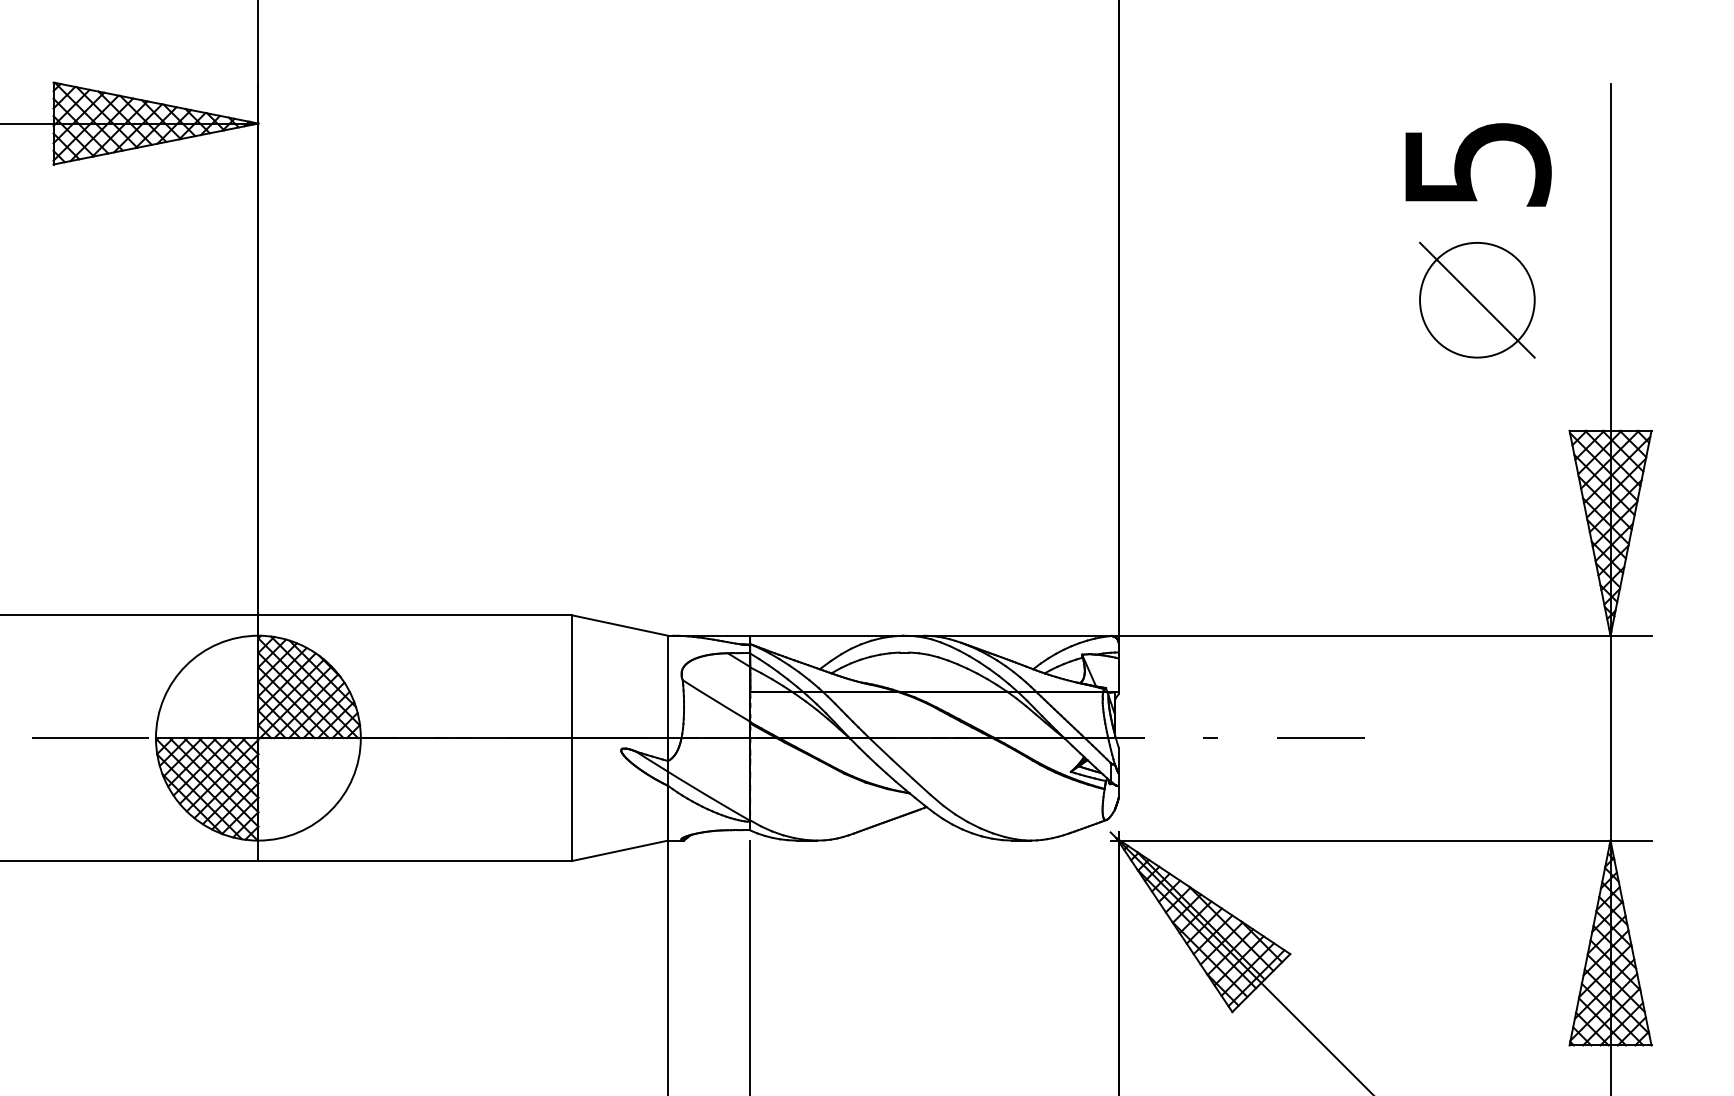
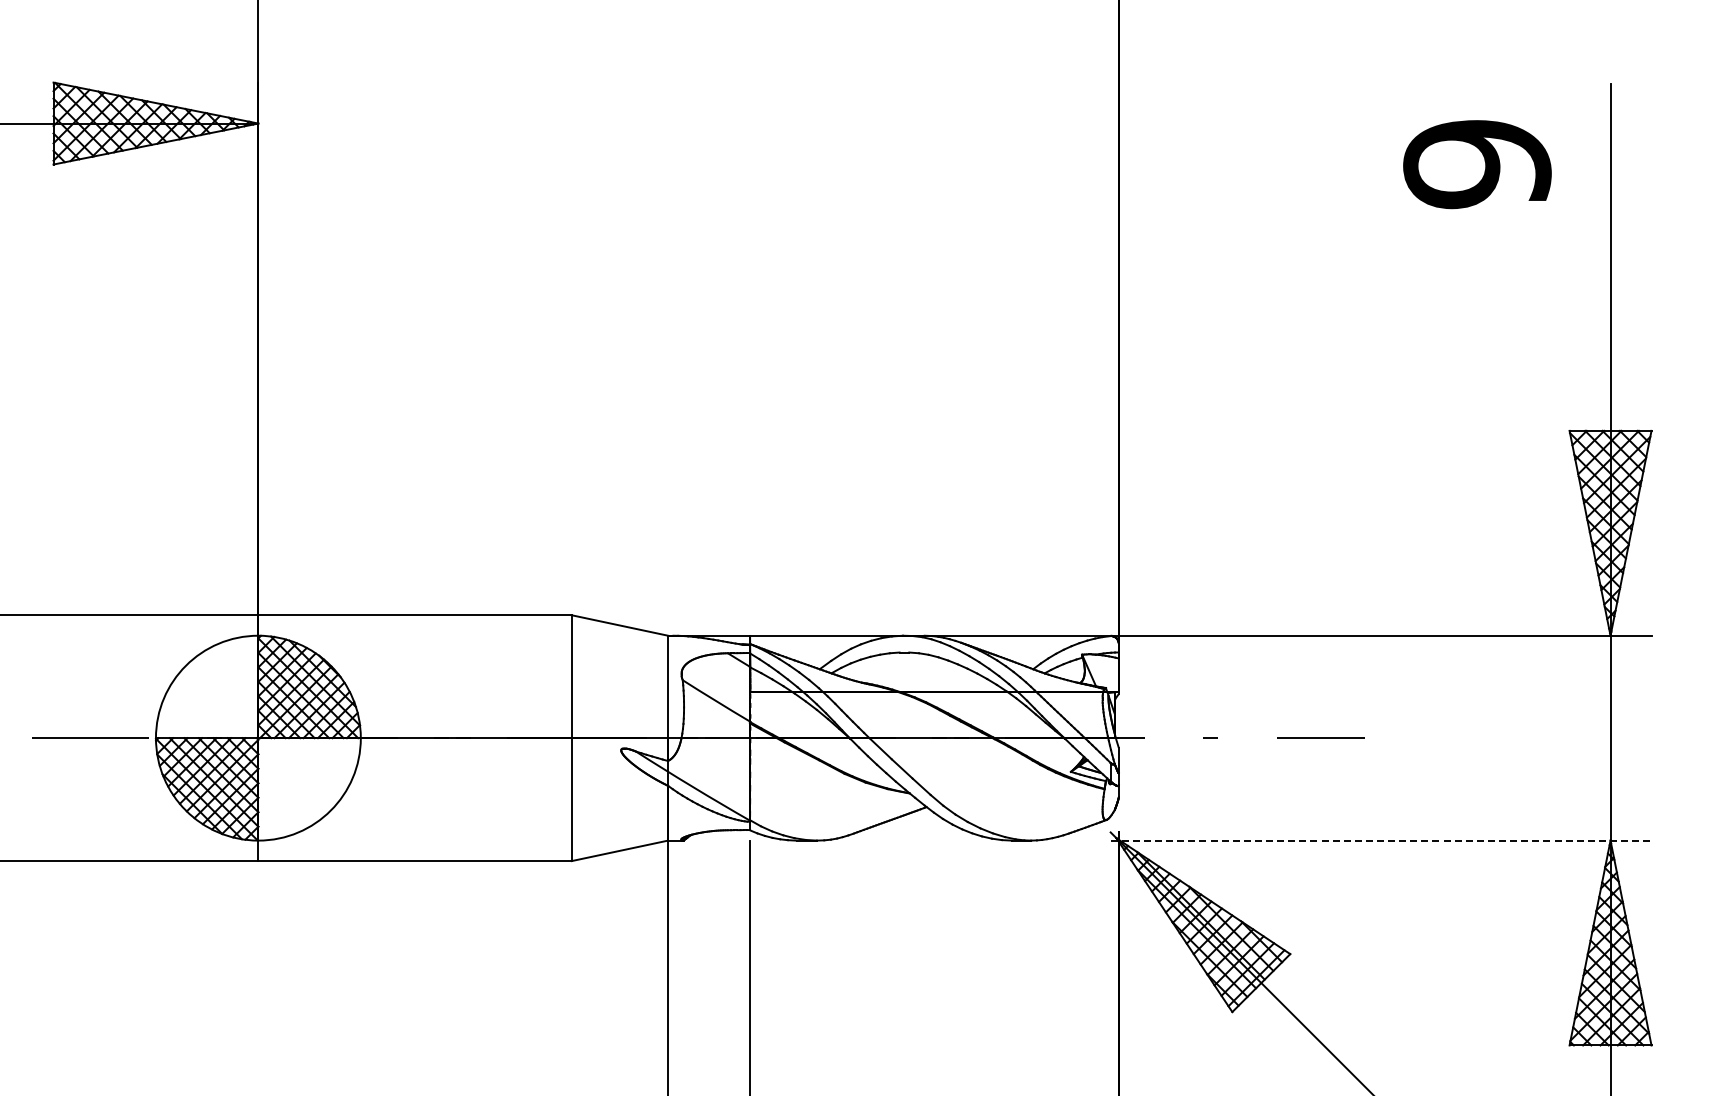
text: 5 -> 9 (1477, 164)
part: present -> none (1477, 299)
line: solid -> dashed (1381, 840)
